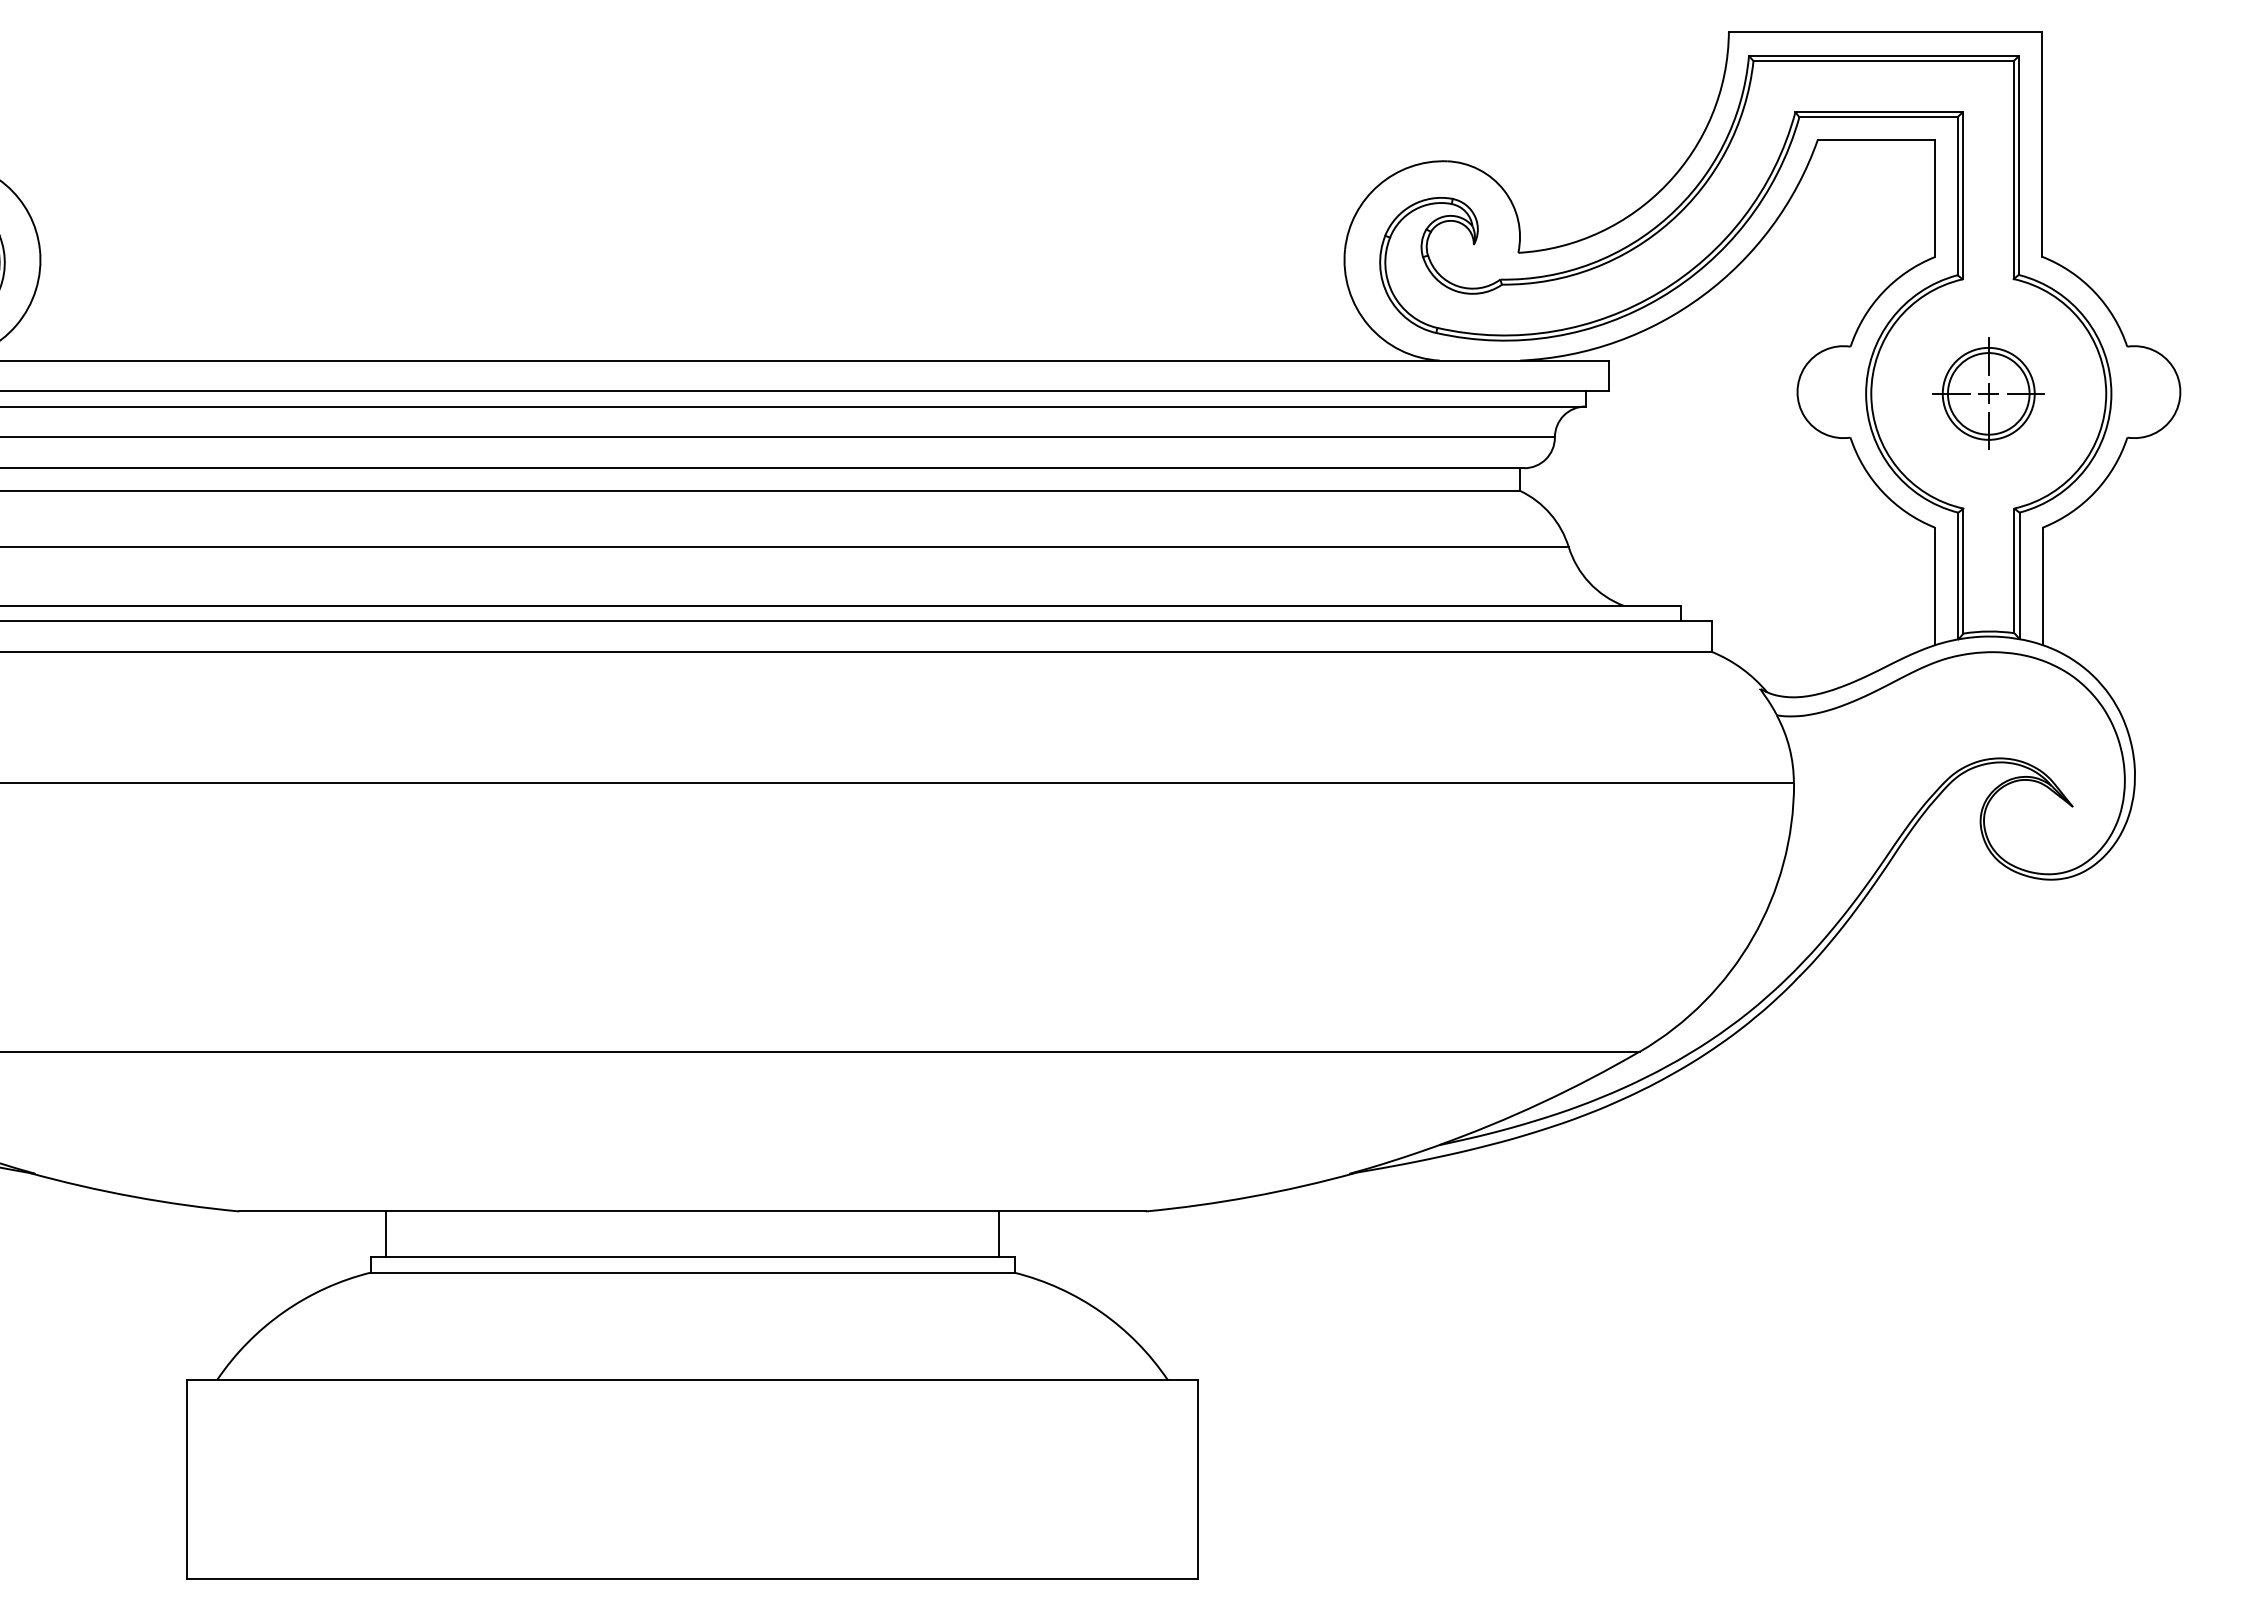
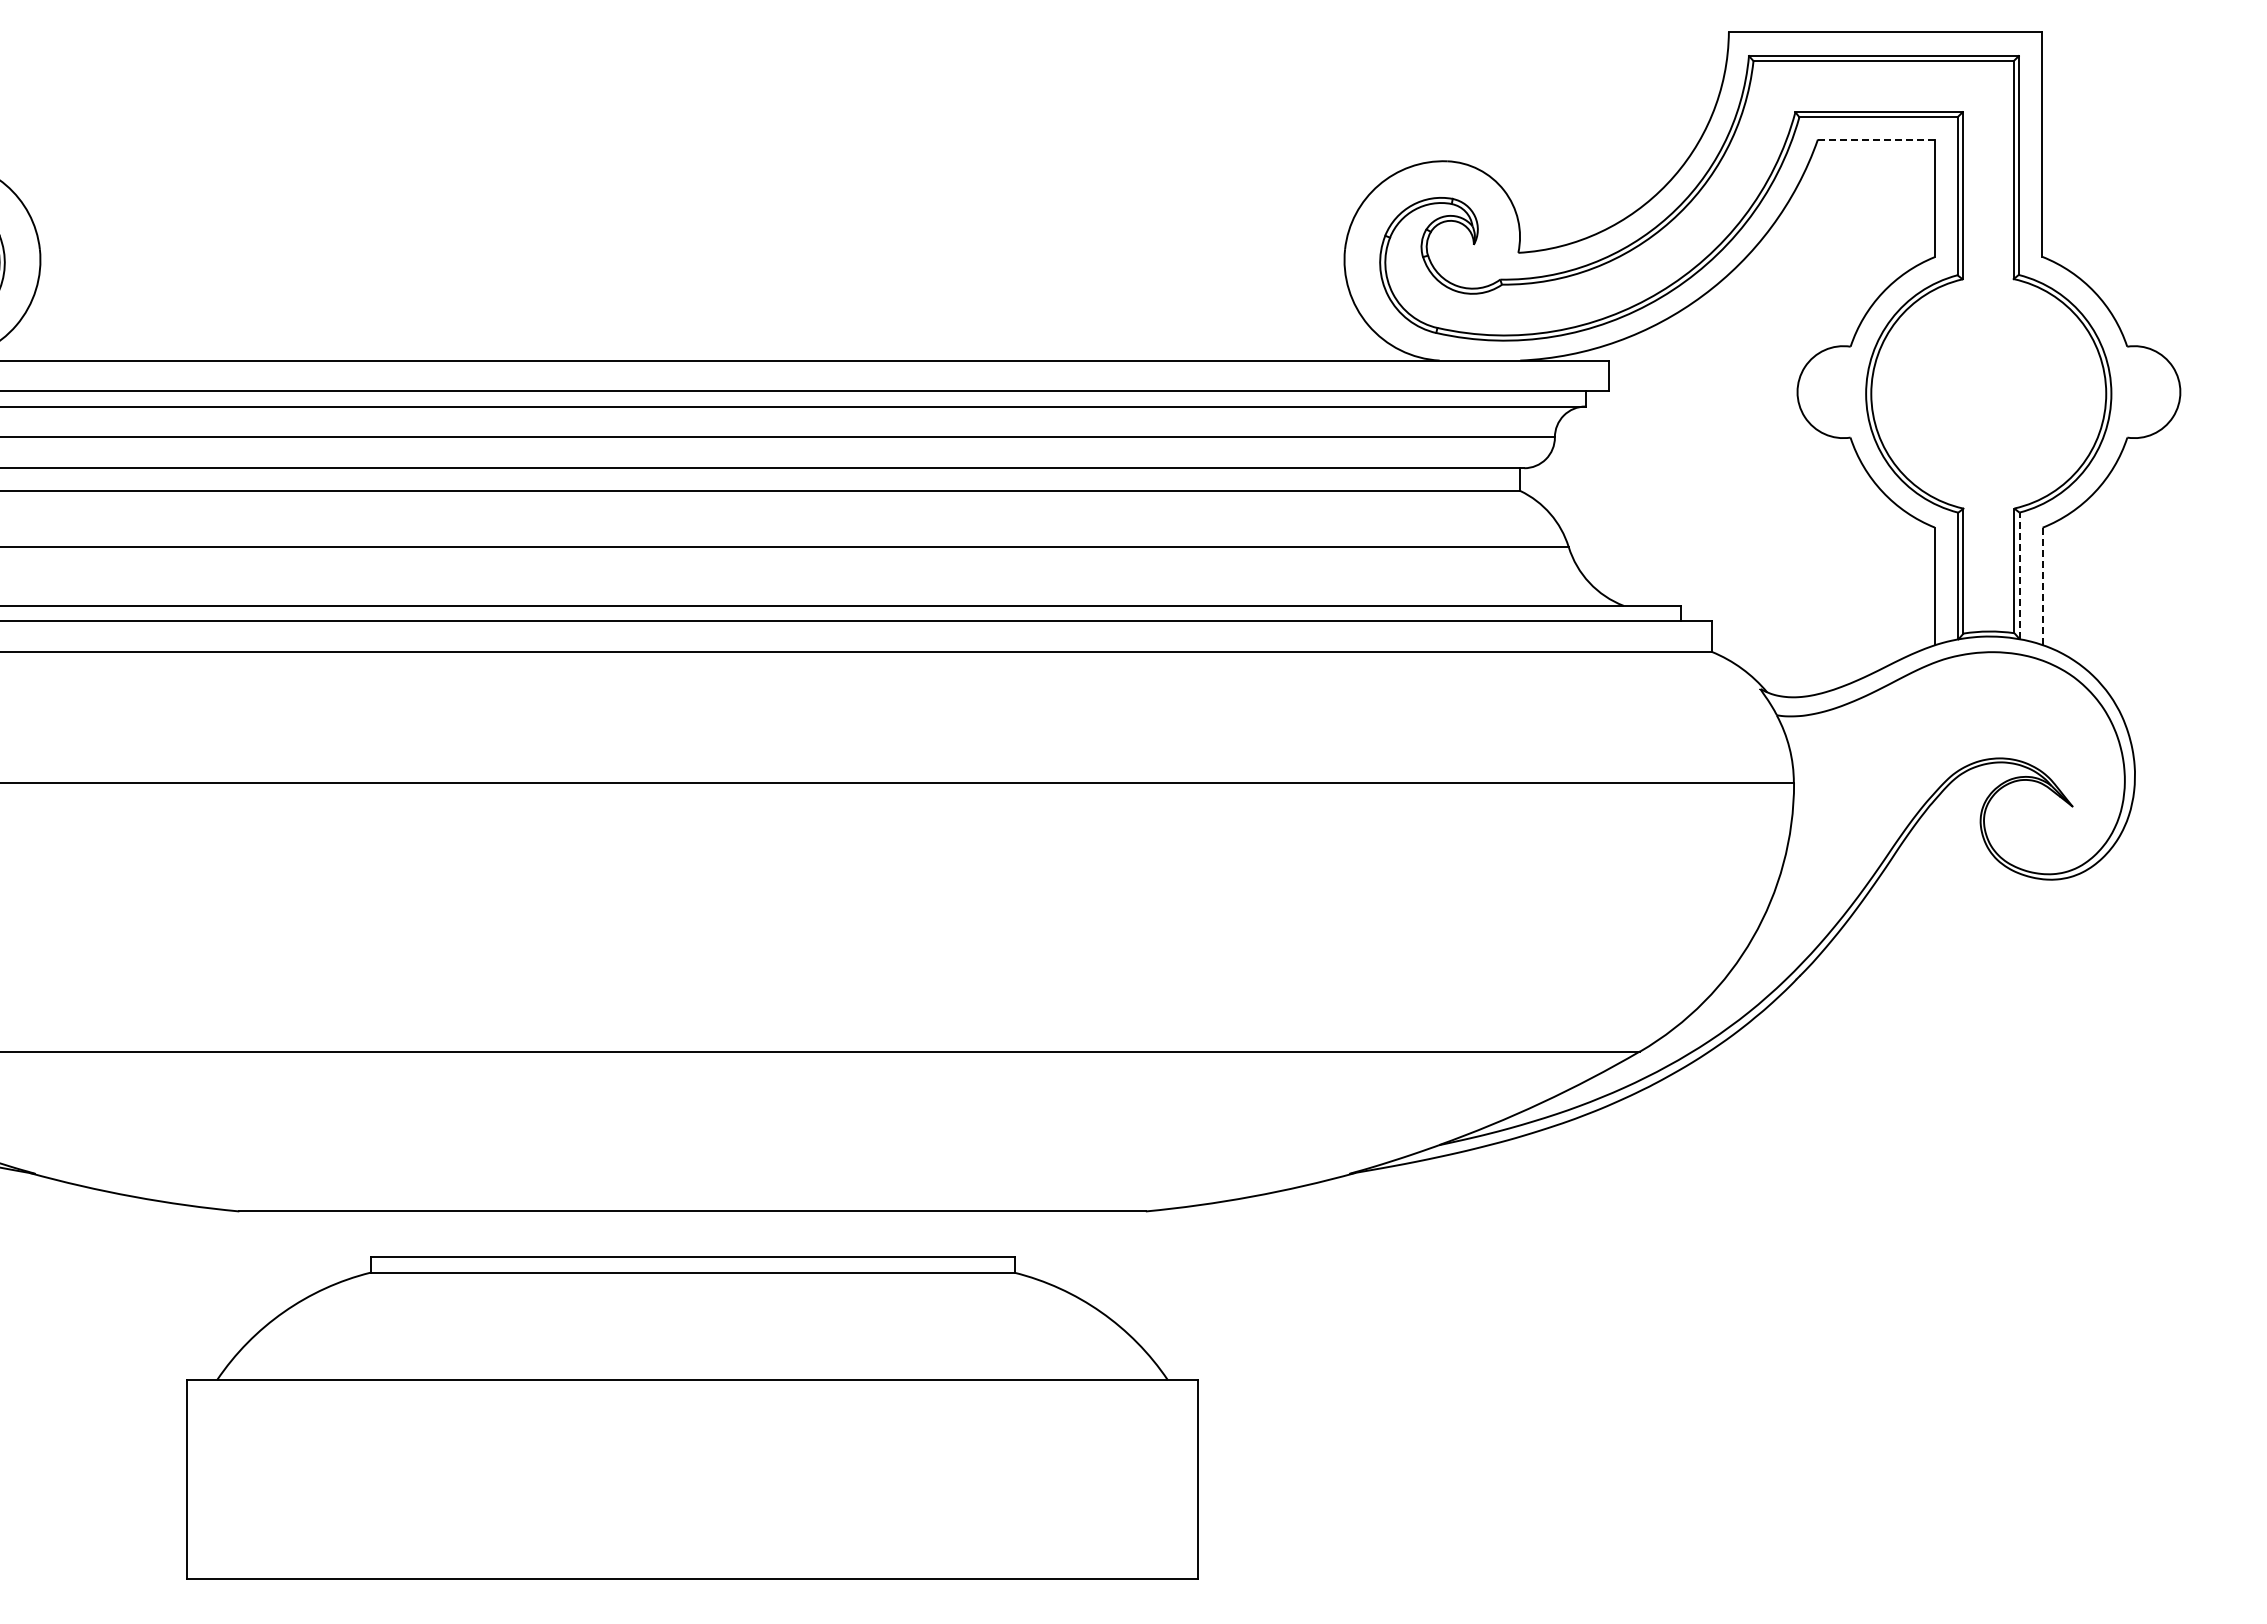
line: solid -> dashed (1876, 139)
part: present -> none (1988, 393)
line: solid -> dashed (2019, 575)
line: solid -> dashed (2042, 586)
line: present -> none (385, 1234)
line: present -> none (999, 1234)
